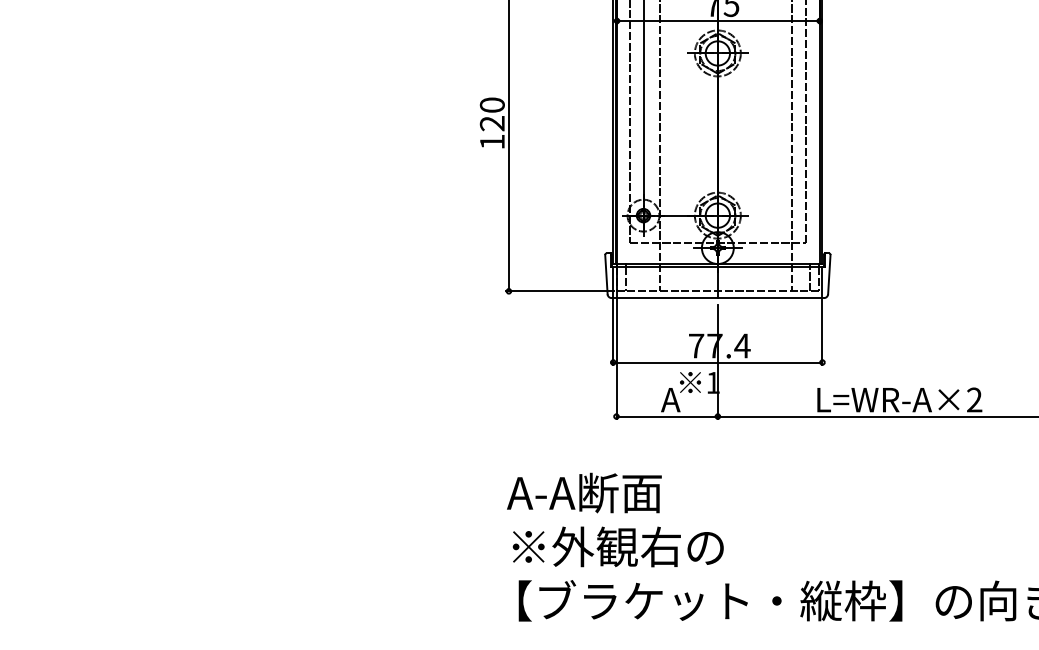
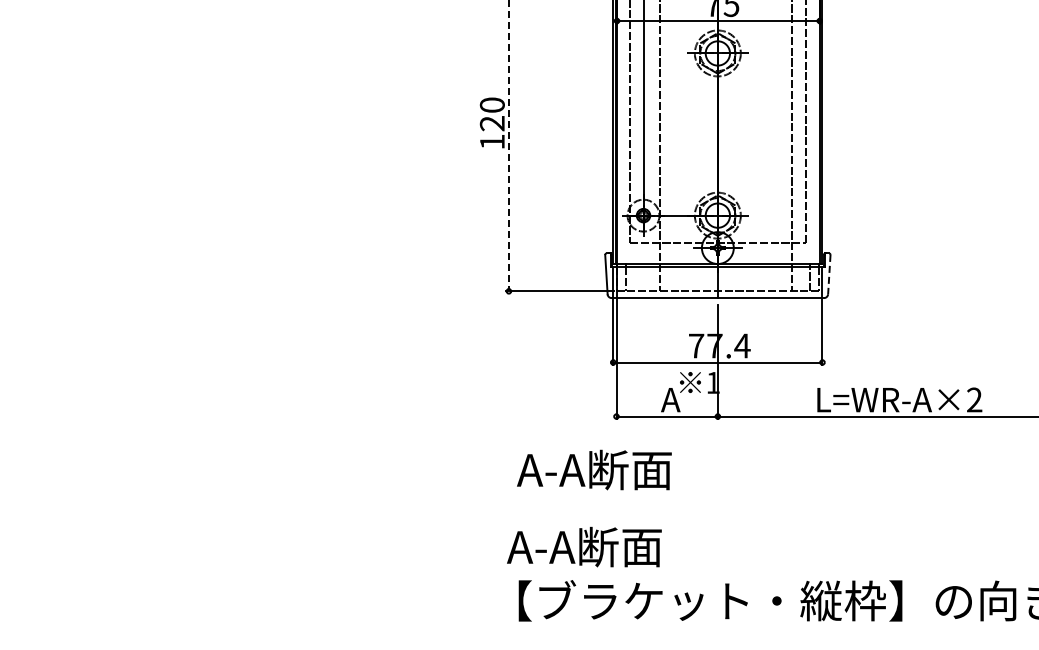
line: solid -> dashed (508, 146)
line: solid -> dashed (829, 274)
text position: (584, 492) -> (594, 469) (594, 469)
text: ※外観右の -> A-A断面 (615, 546)
